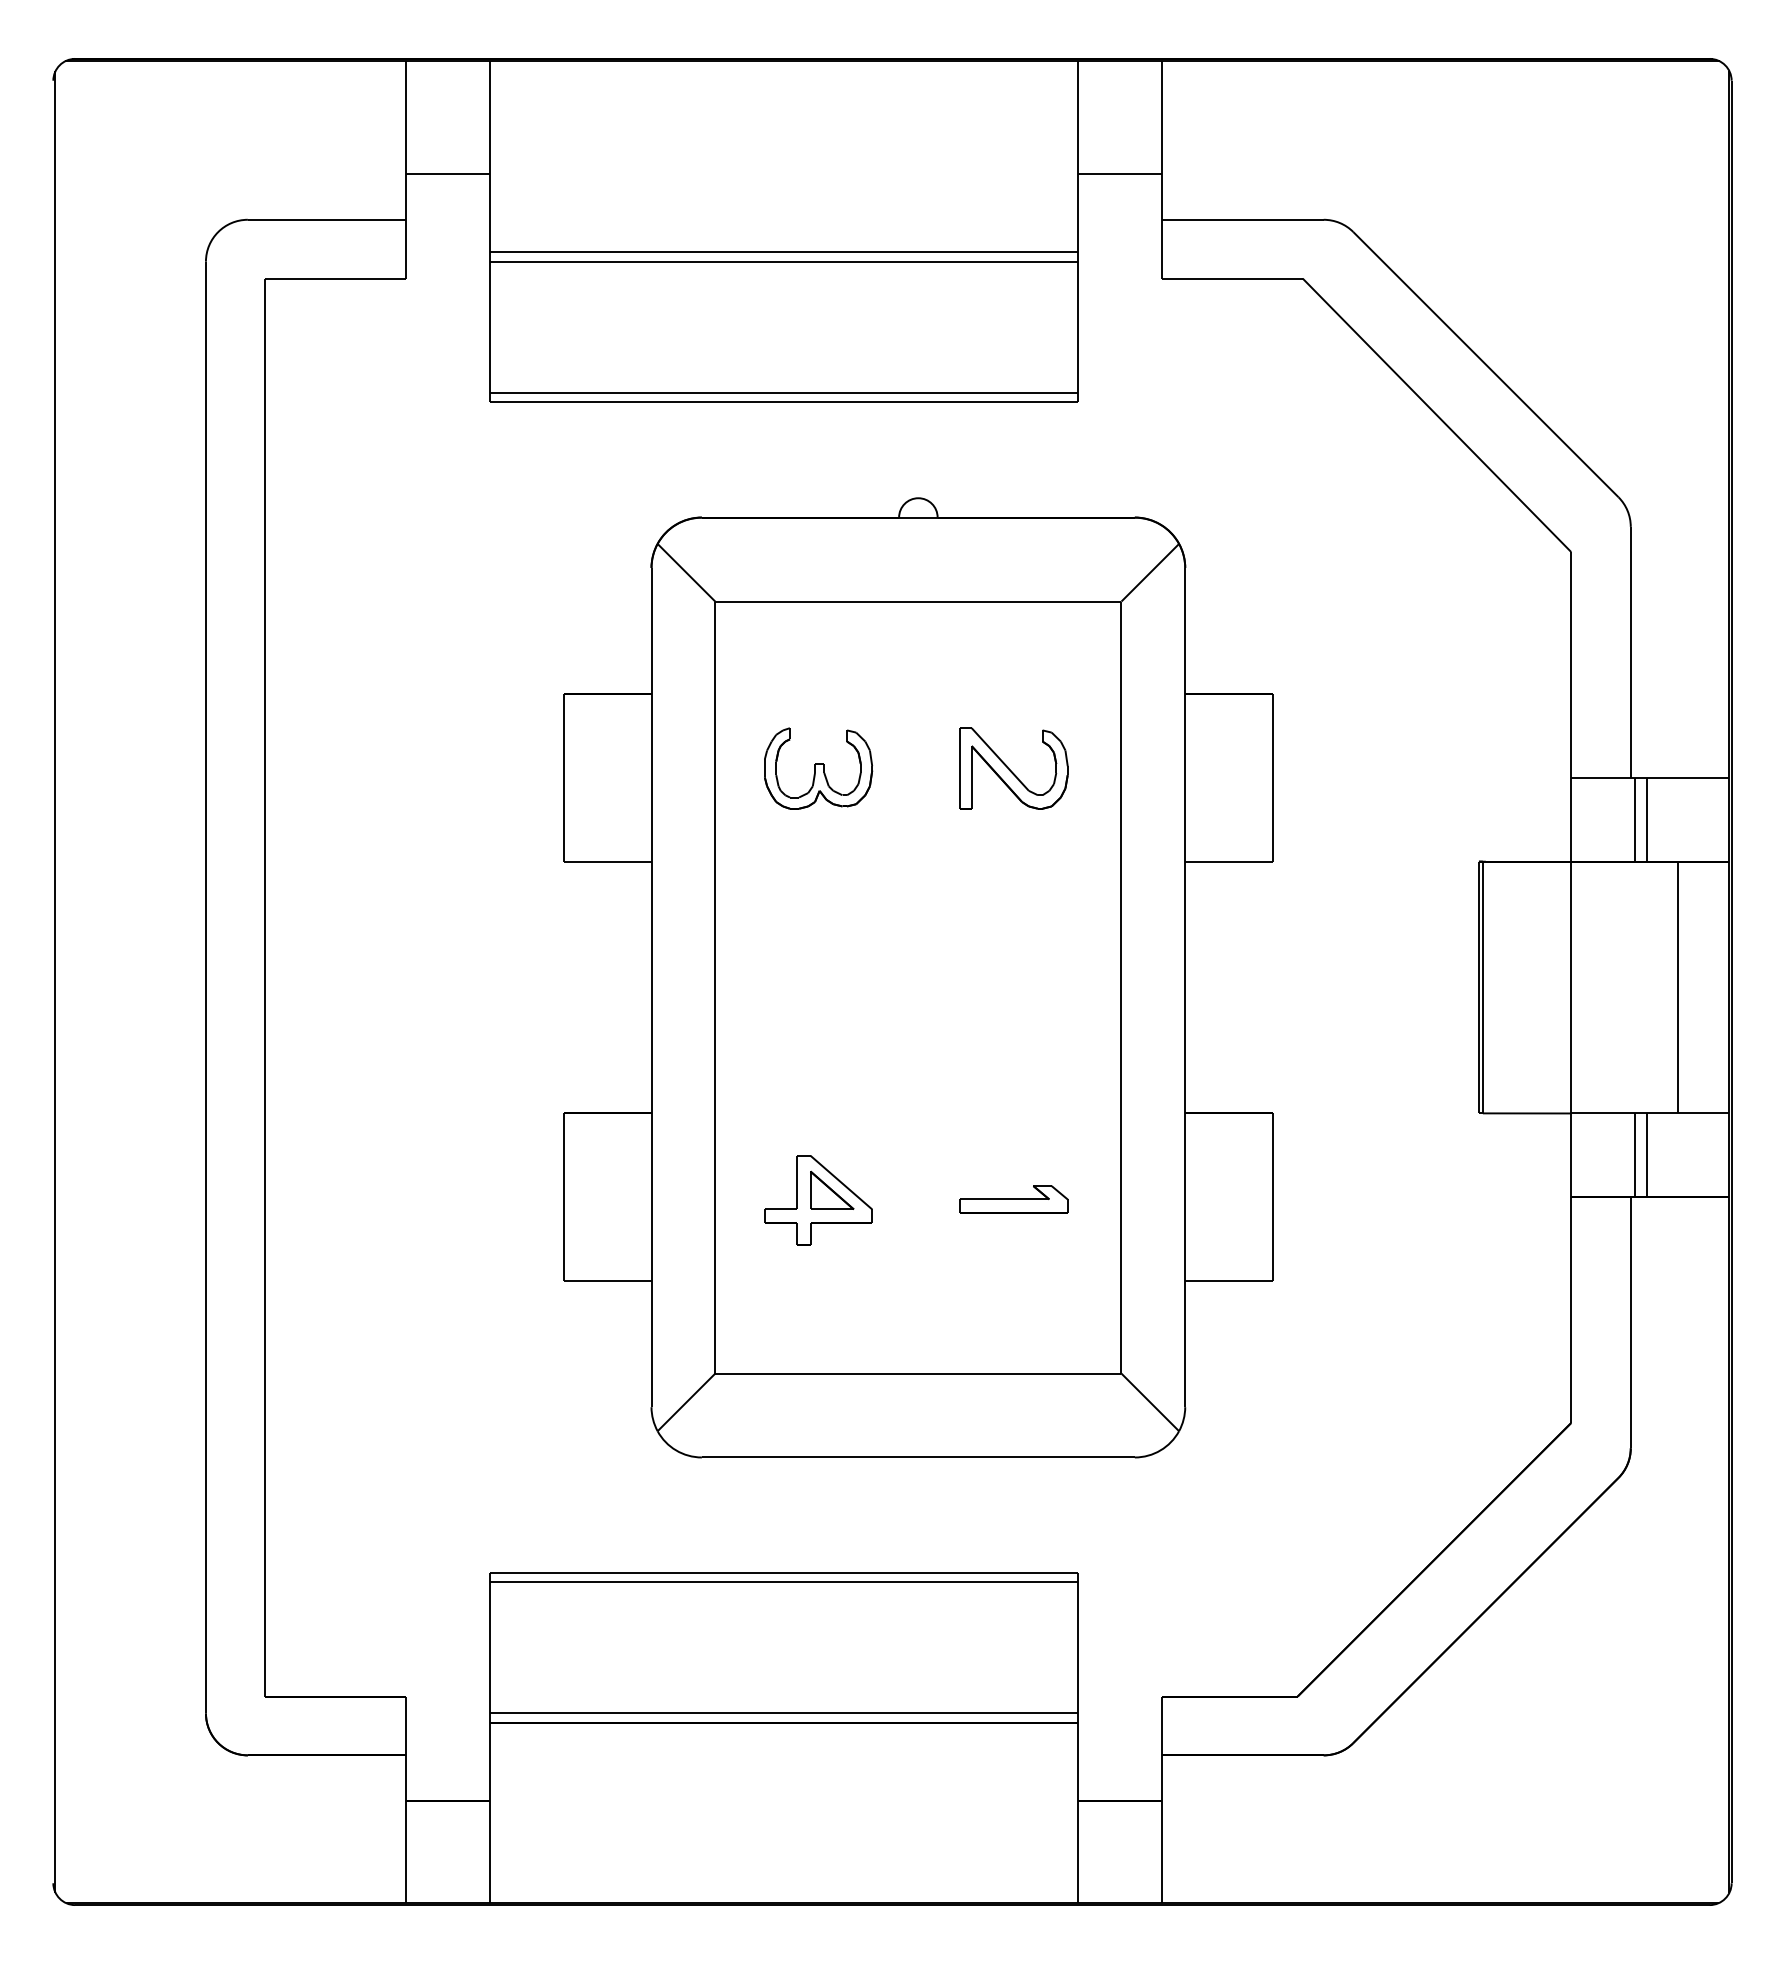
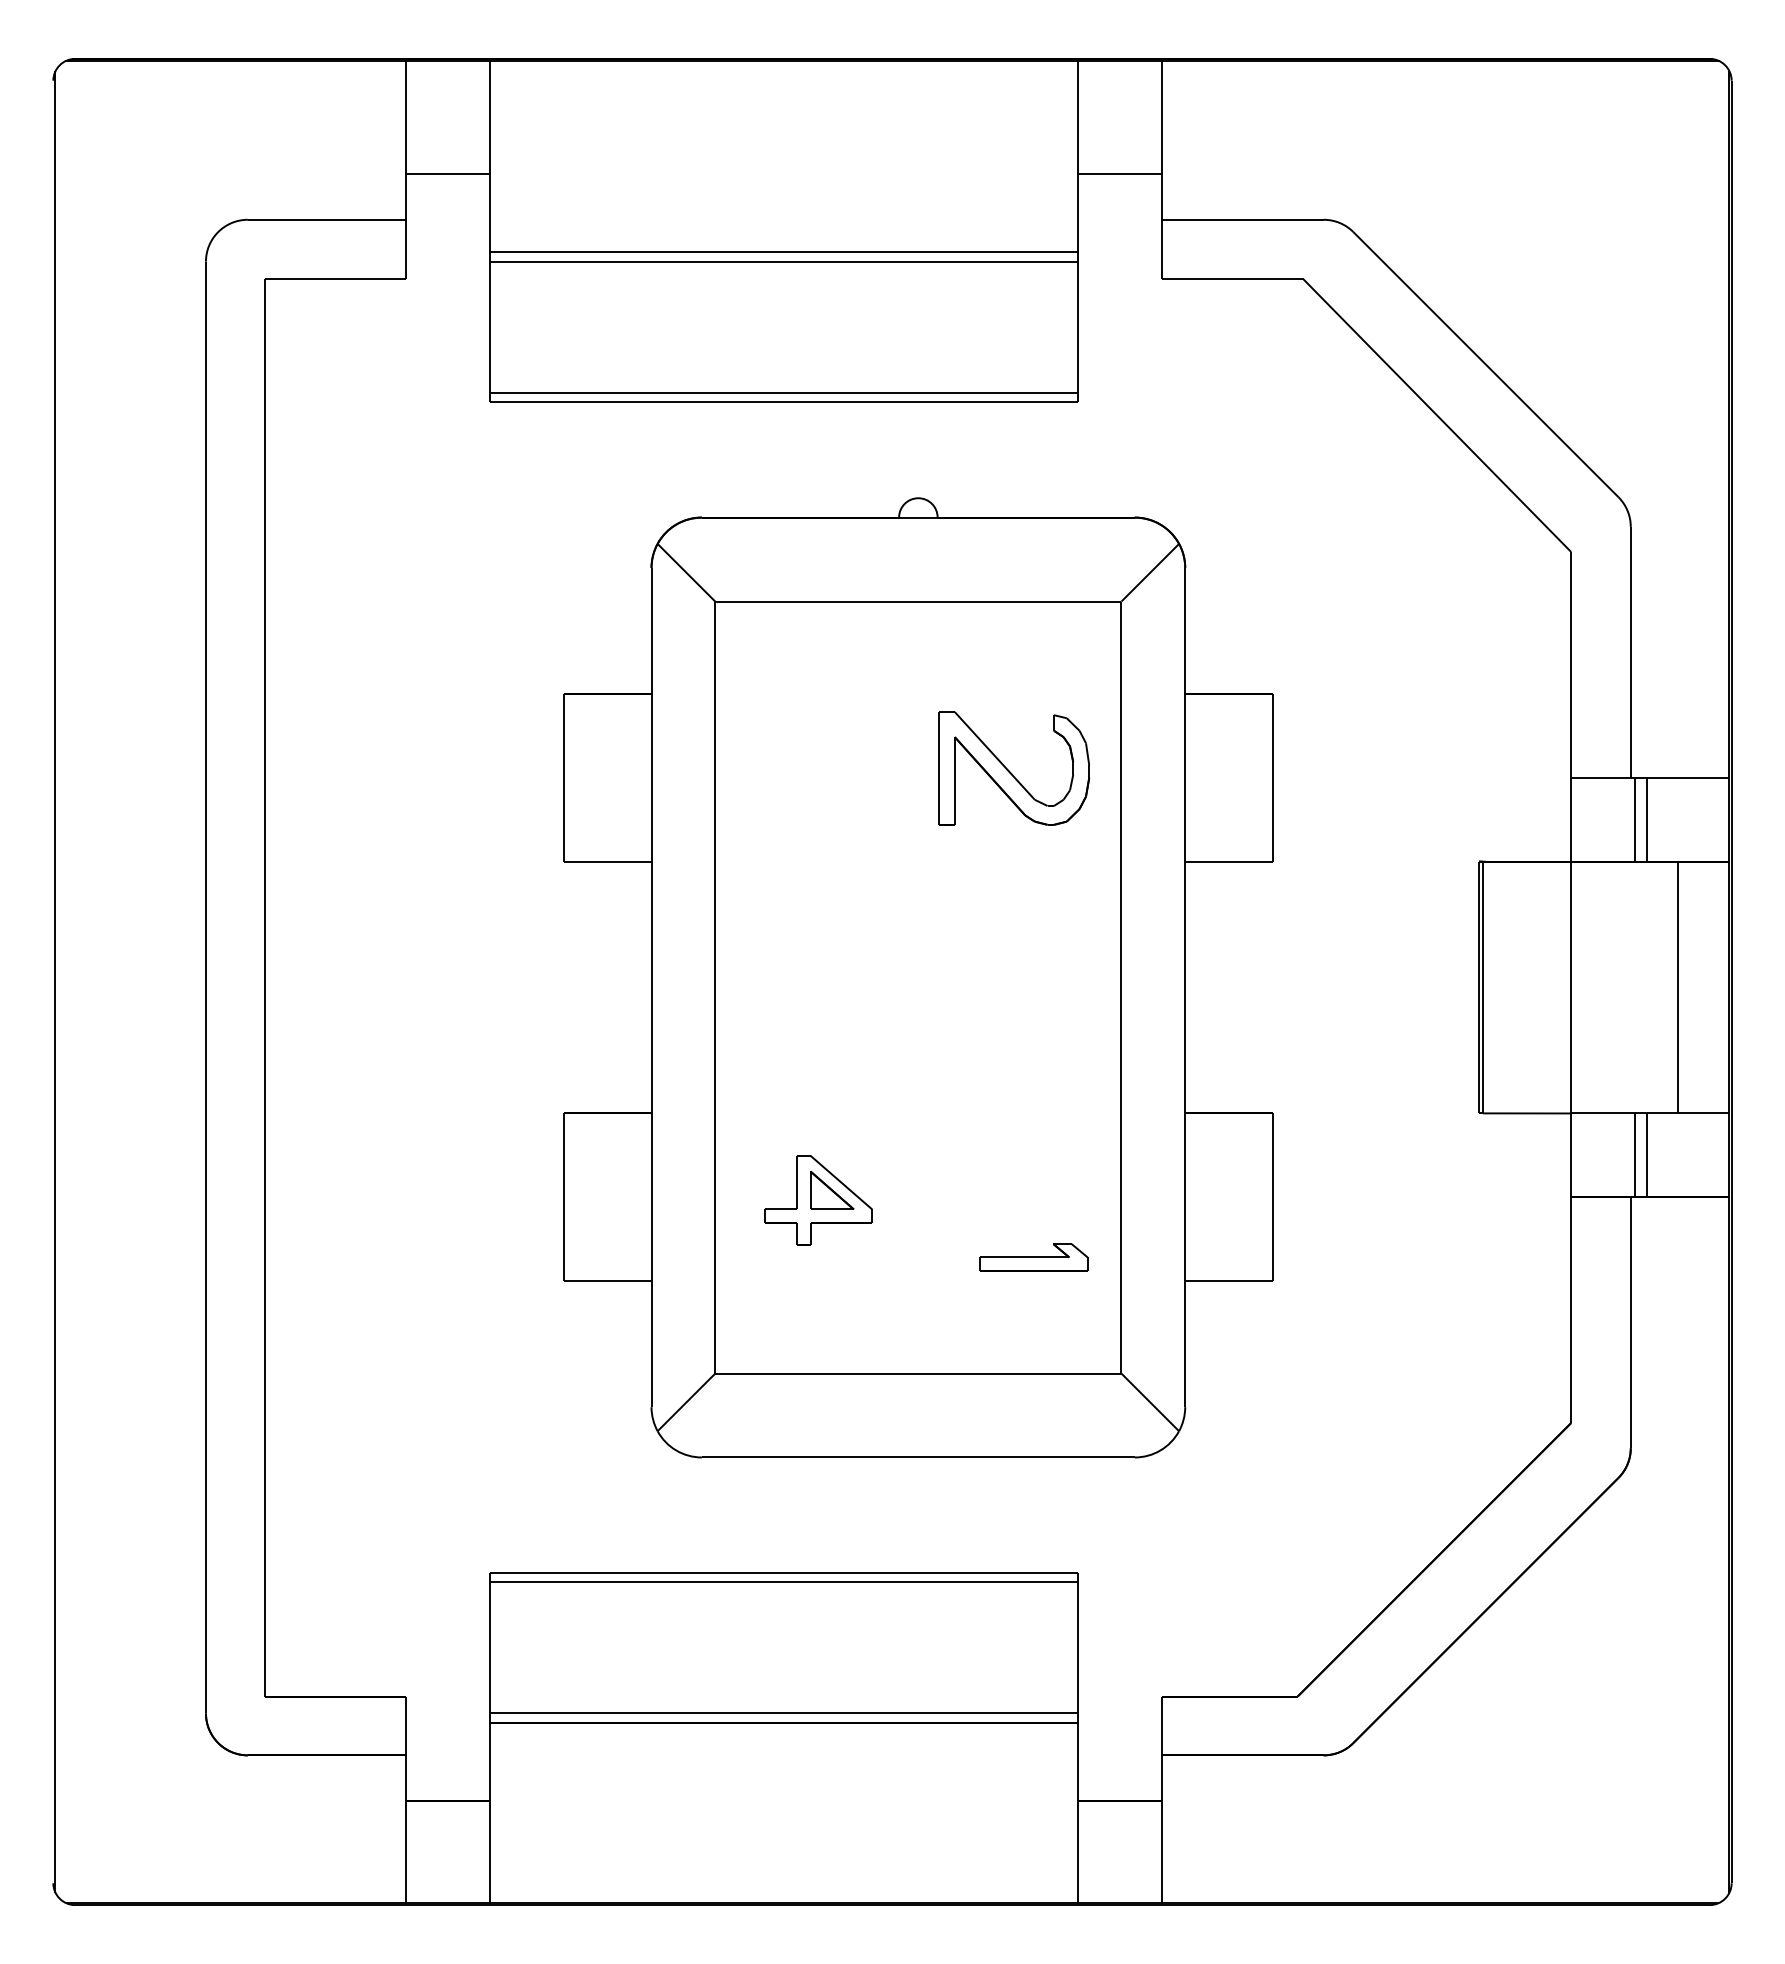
part: present -> none (818, 768)
part size: 110x83 px -> 153x115 px (1014, 768)
part position: (1013, 1199) -> (1033, 1257) (1033, 1257)
